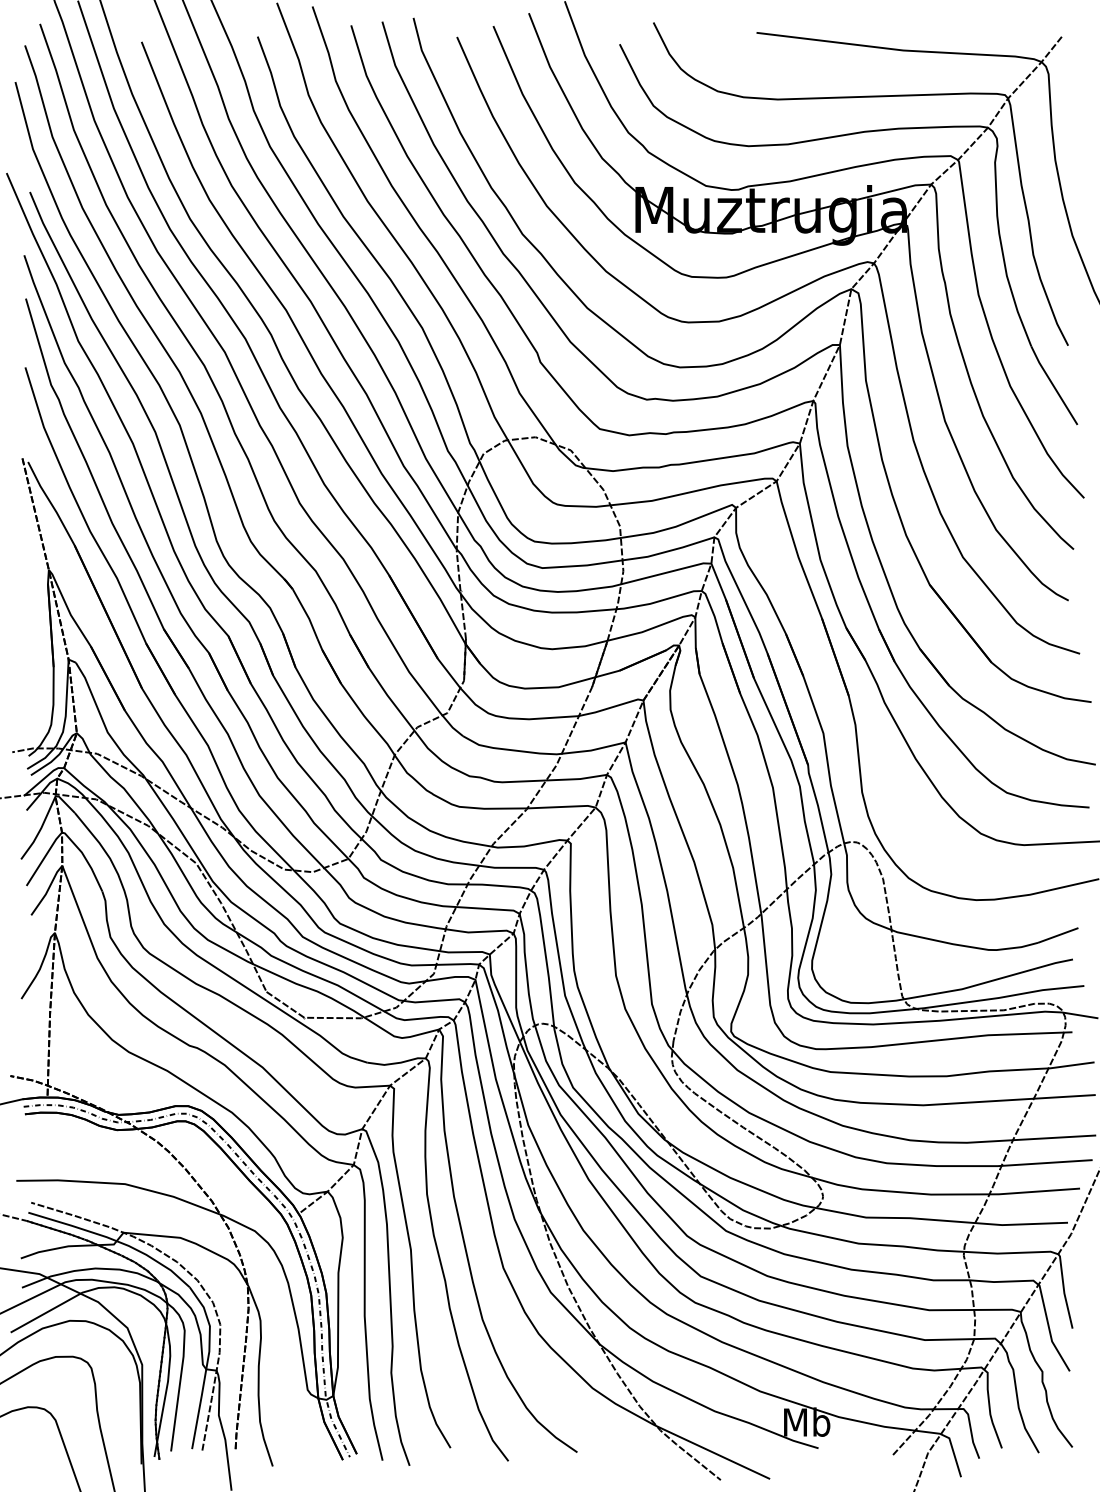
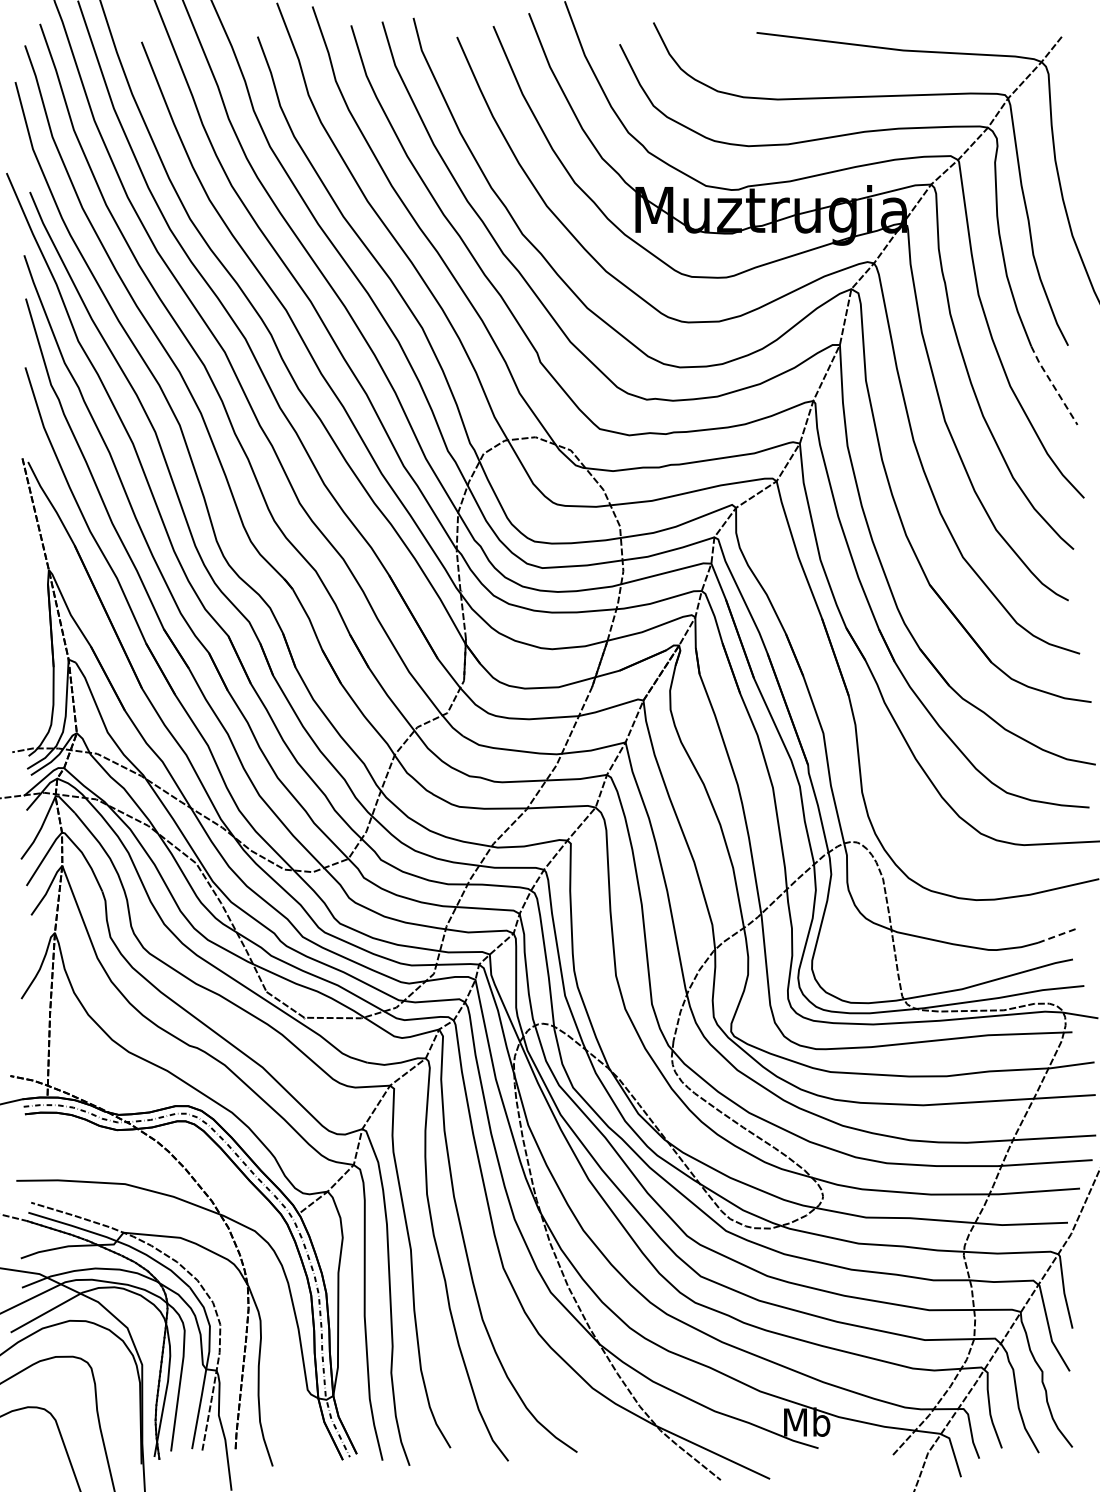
line: solid -> dashed (1053, 385)
line: solid -> dashed (1058, 935)
